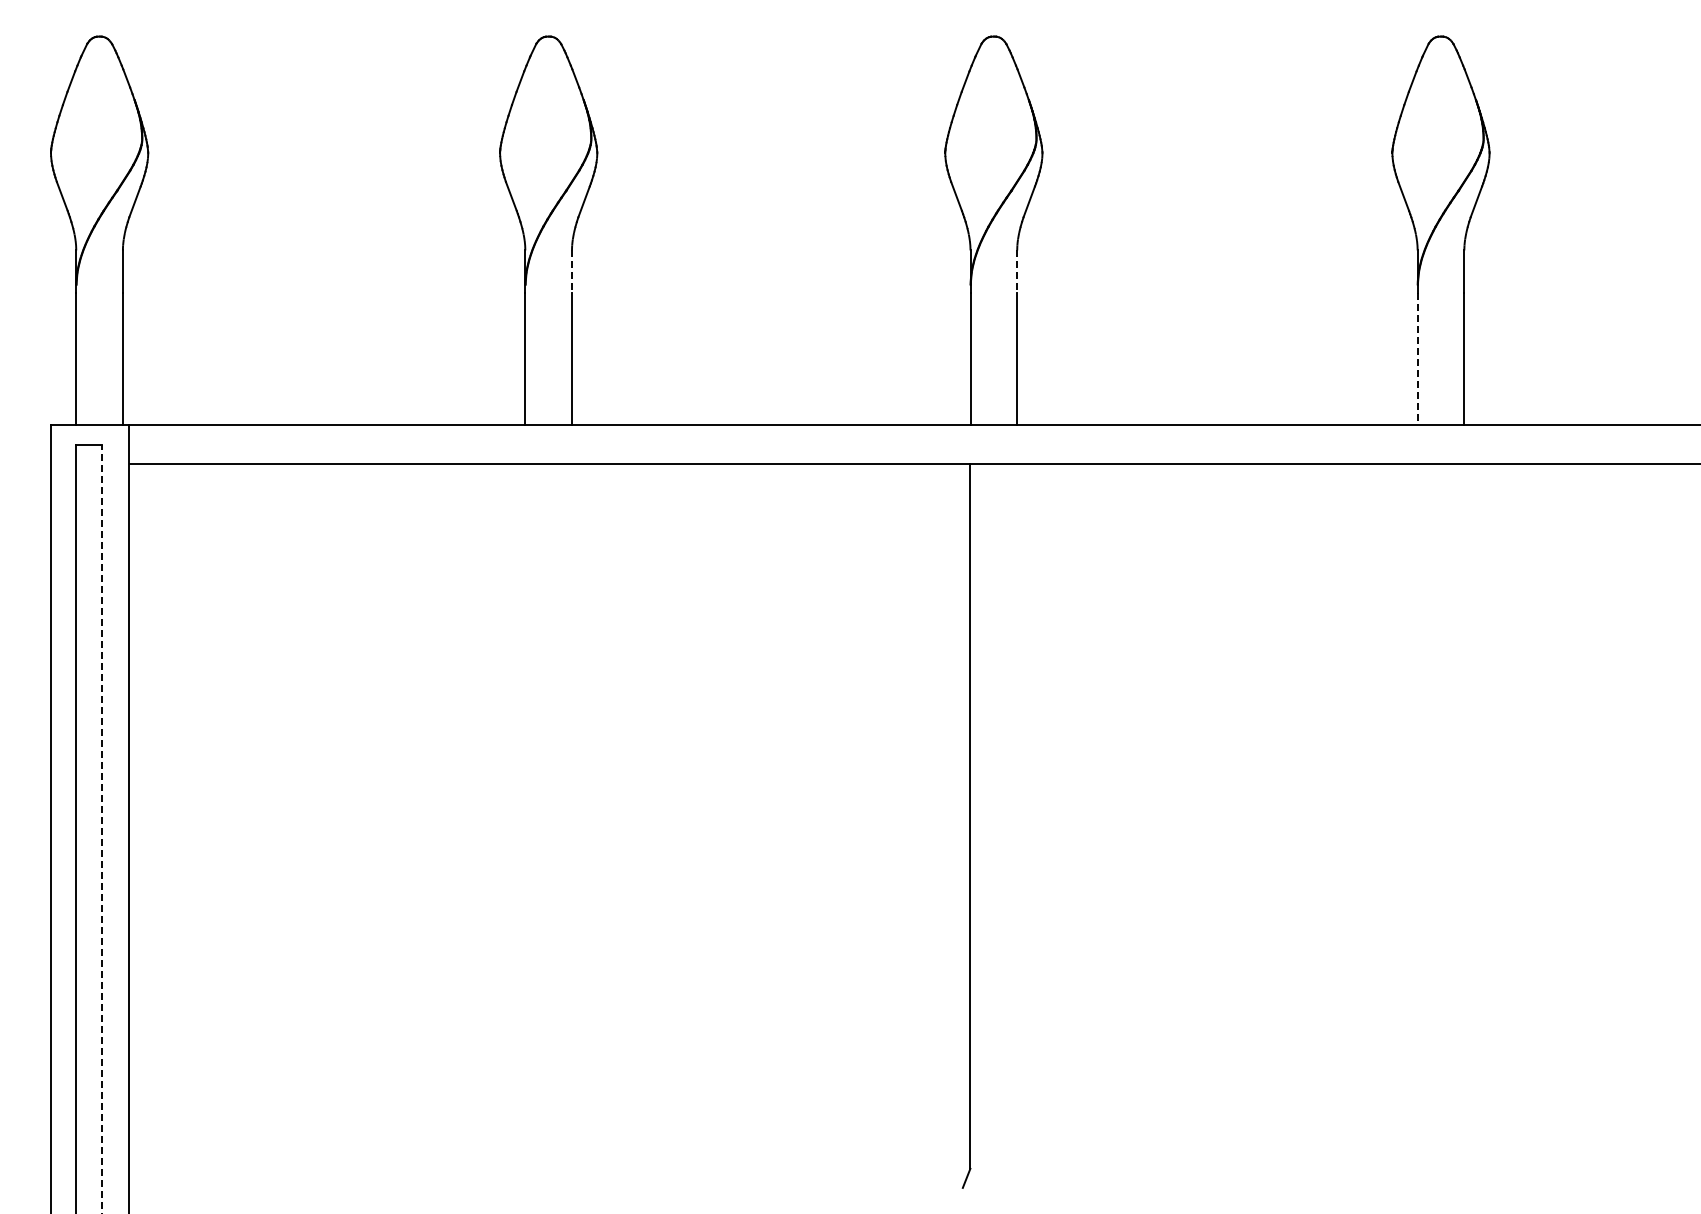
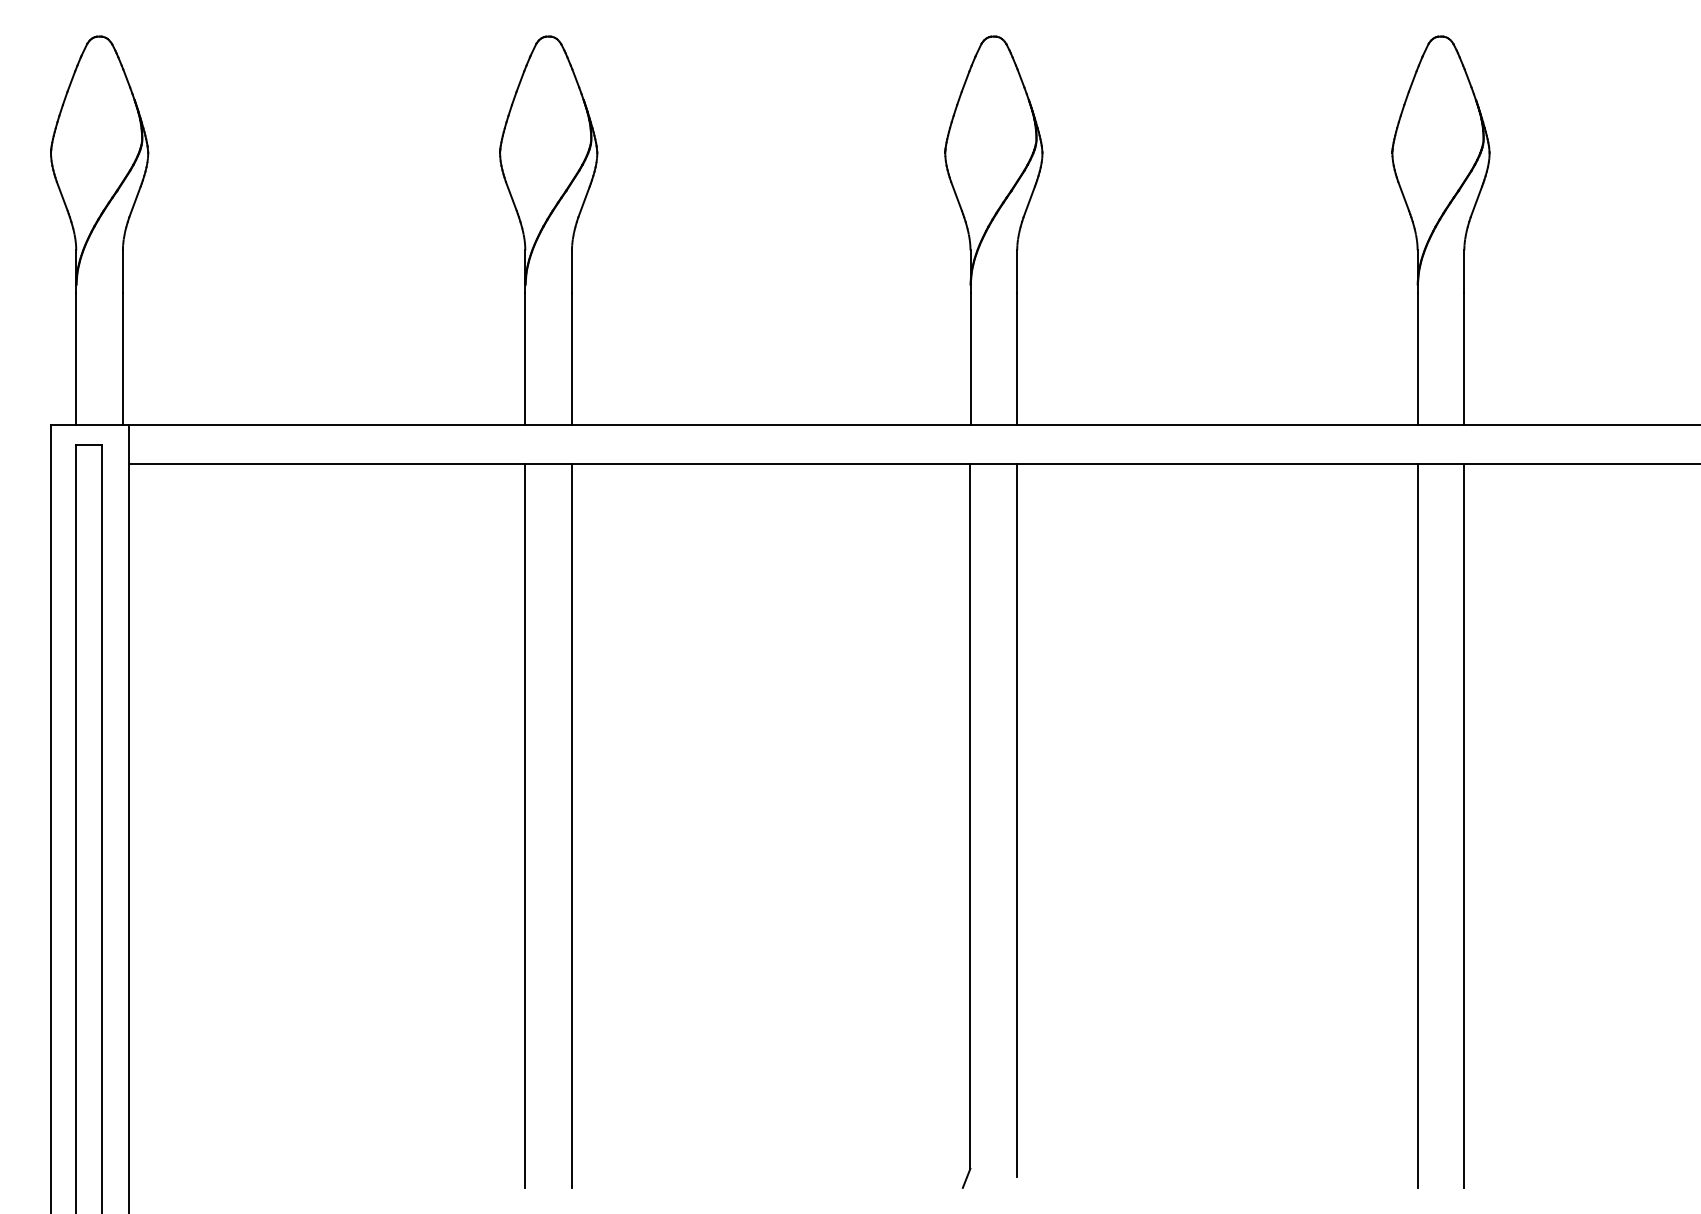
line: dashed -> solid (572, 272)
line: dashed -> solid (1017, 272)
line: dashed -> solid (1417, 359)
line: none -> present (1017, 820)
line: none -> present (525, 826)
line: none -> present (572, 826)
line: none -> present (1417, 826)
line: none -> present (1464, 826)
line: dashed -> solid (102, 829)
